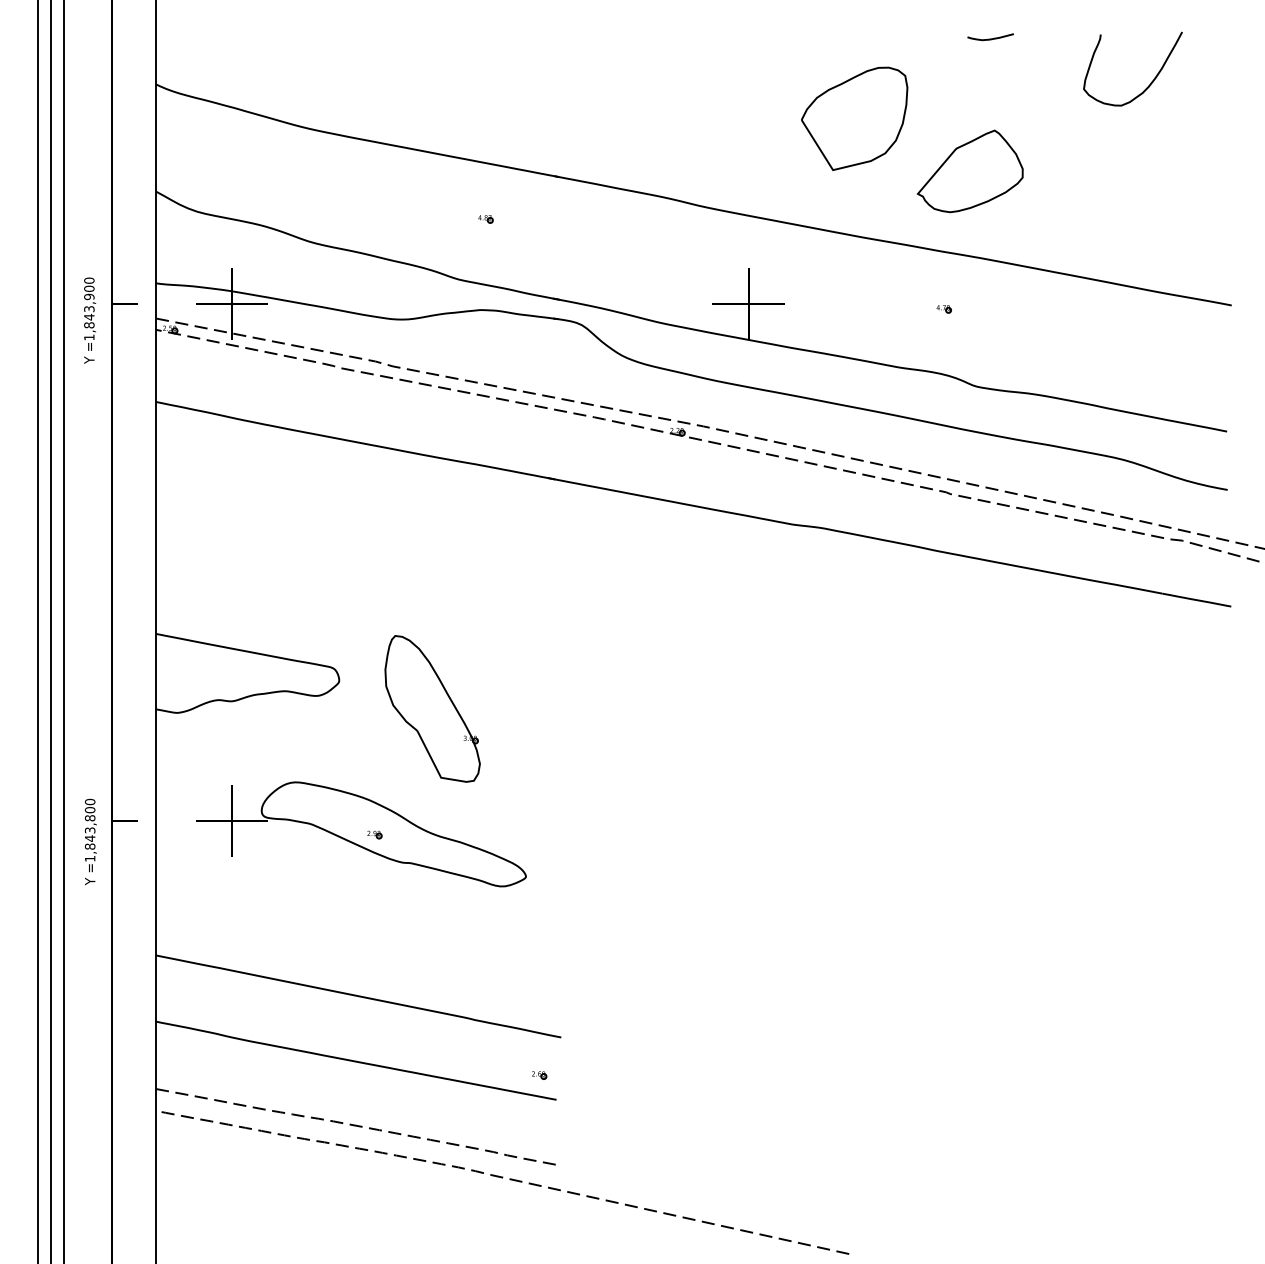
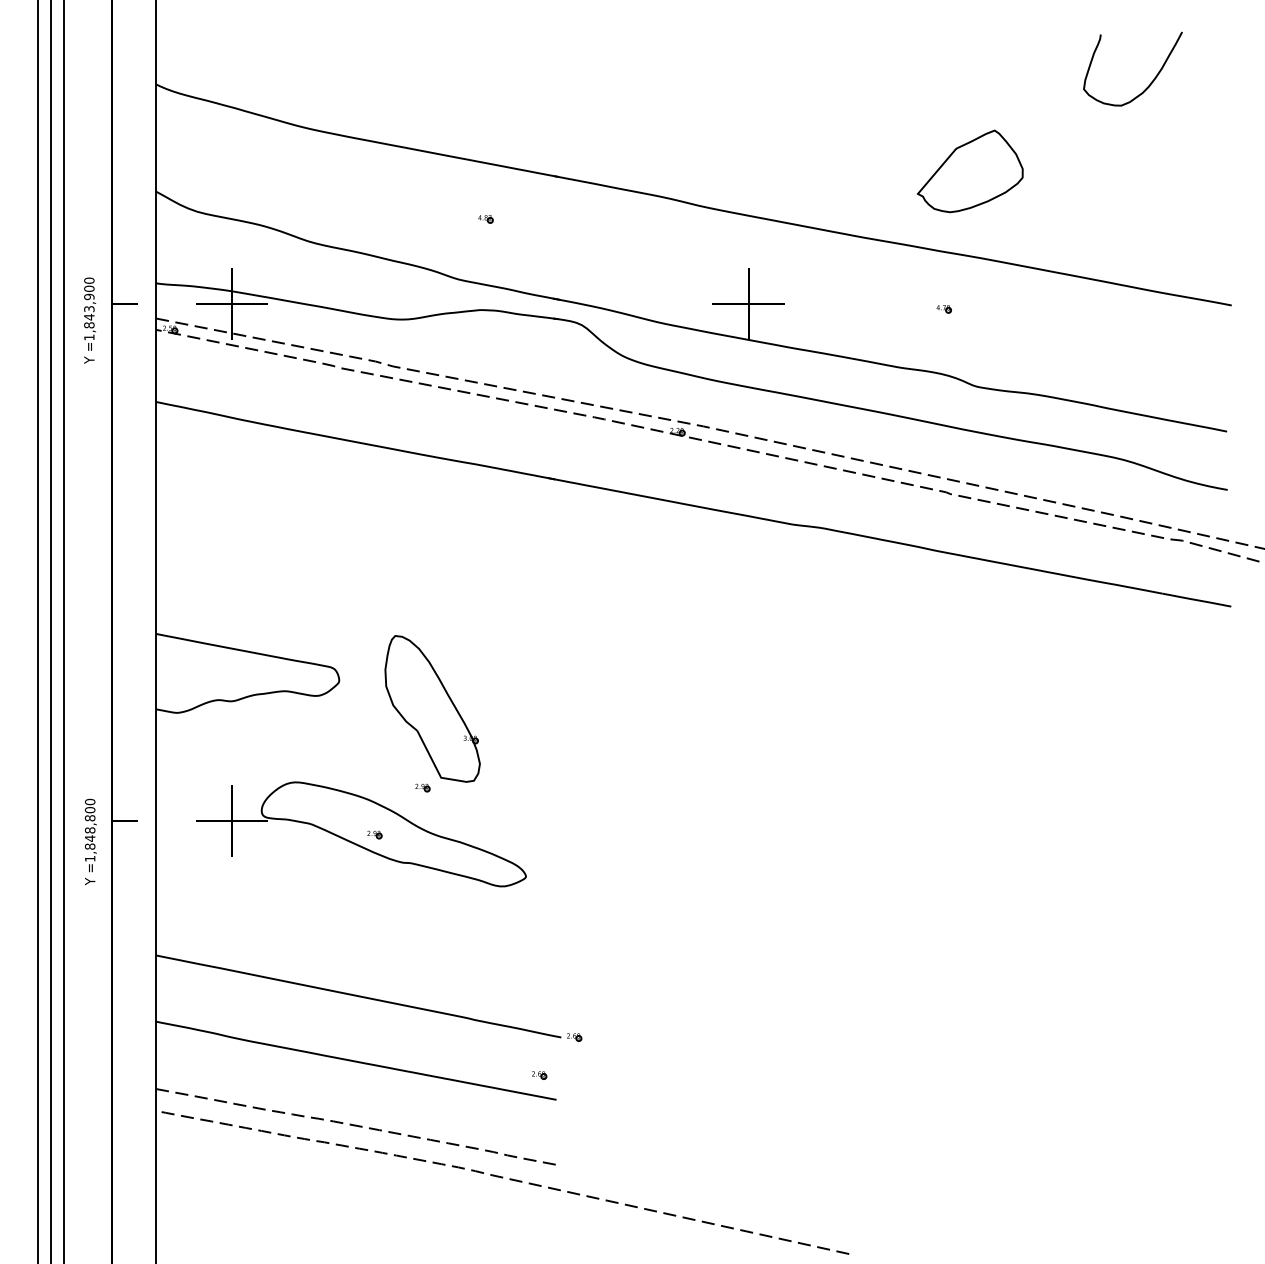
curve: present -> none (990, 38)
part: present -> none (854, 118)
part: none -> present (422, 787)
text: =1,843,800 -> =1,848,800 (90, 830)
part: none -> present (574, 1037)
